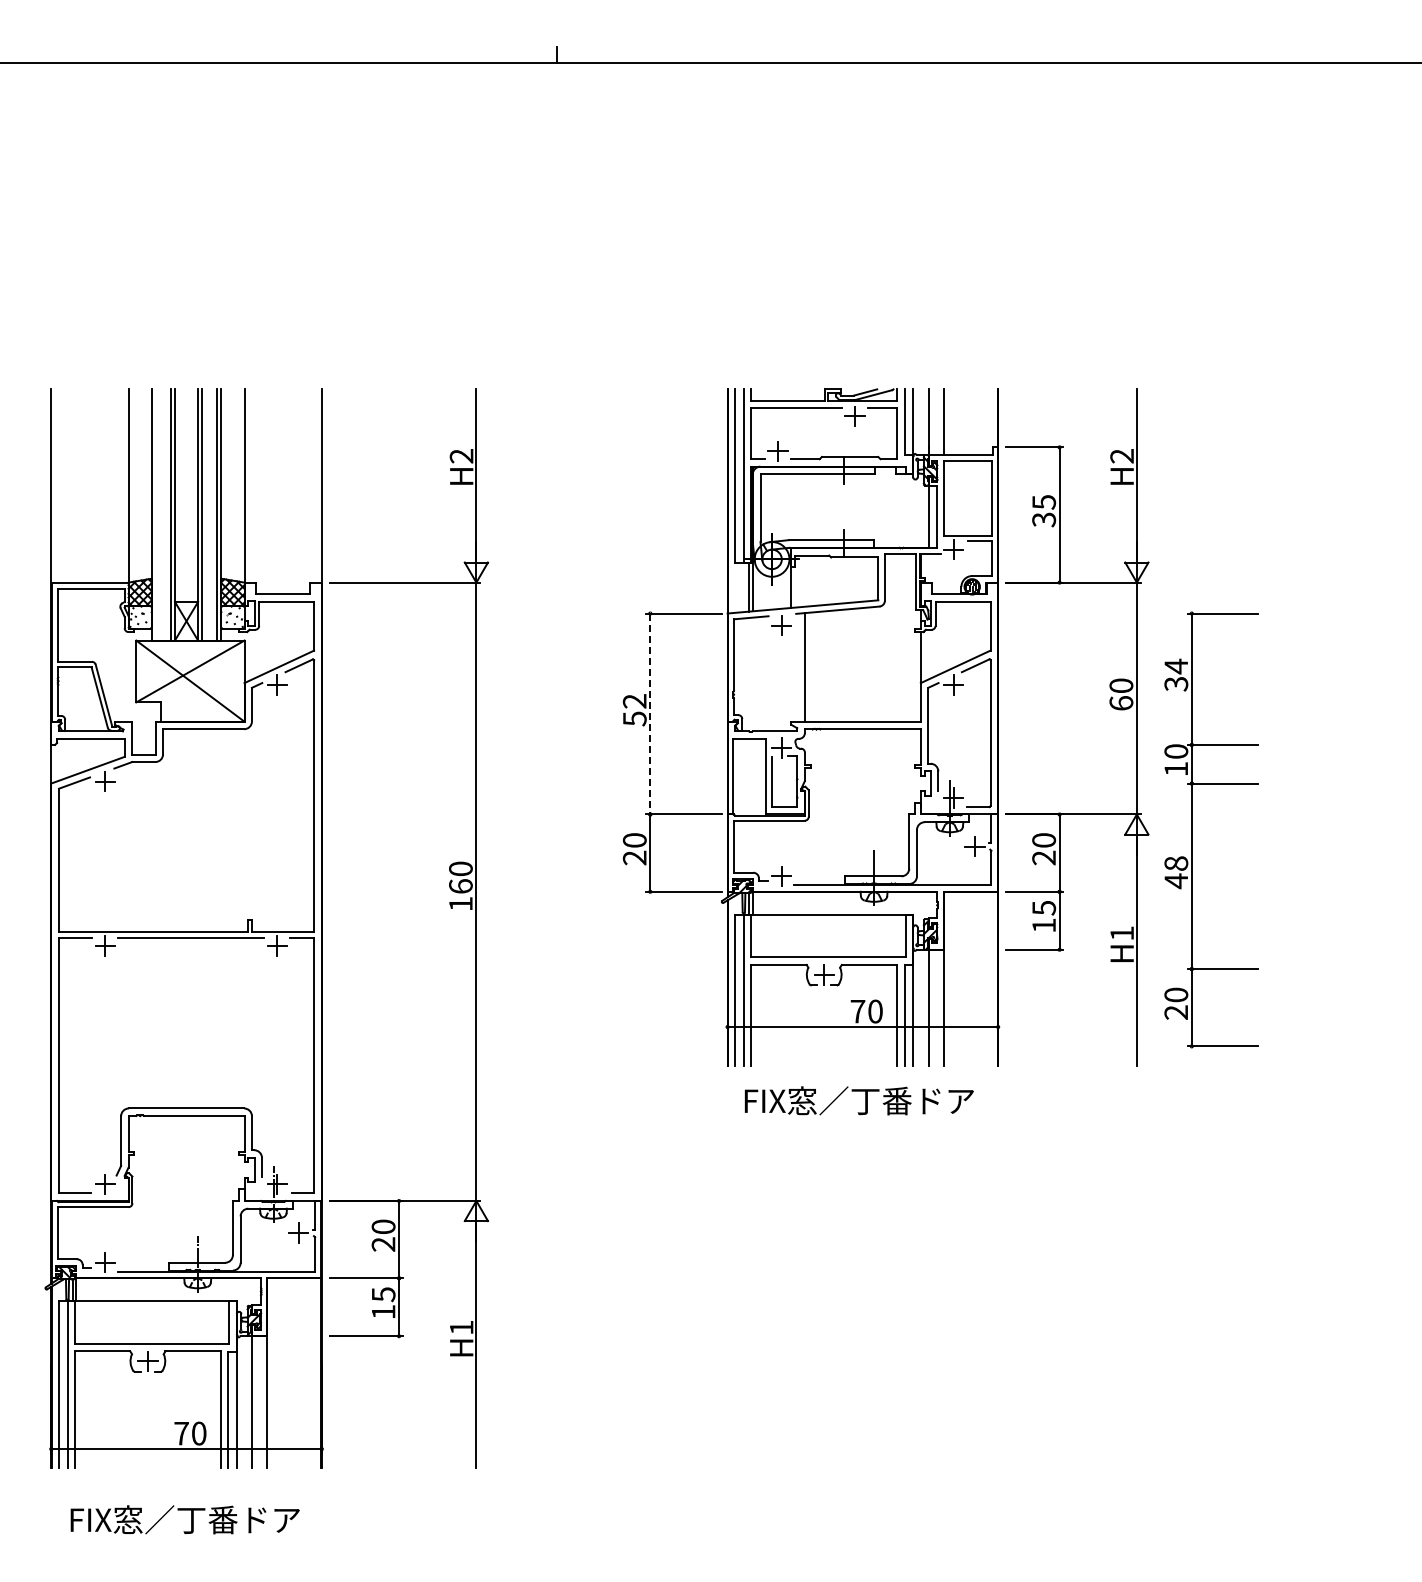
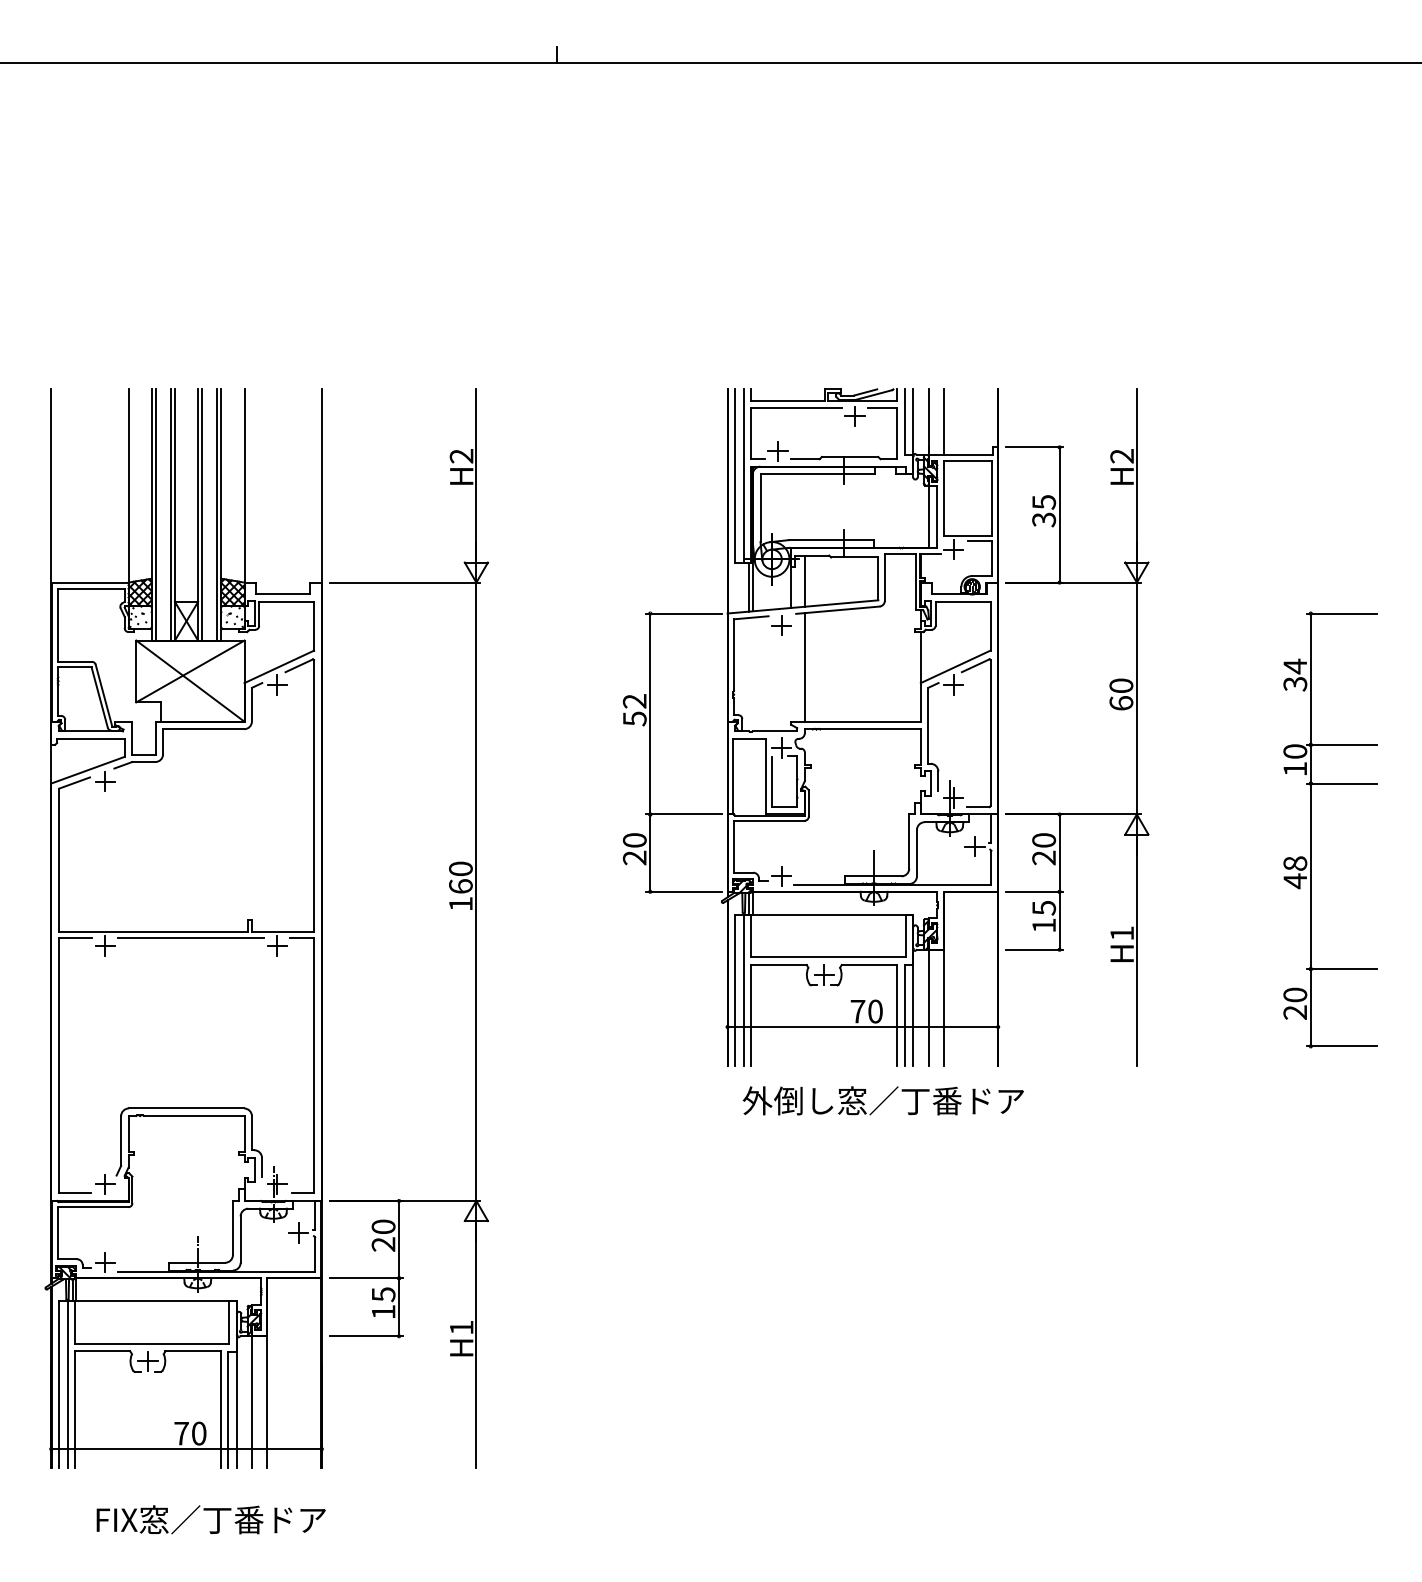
line: none -> present (155, 514)
line: none -> present (804, 580)
line: dashed -> solid (650, 714)
part position: (1192, 829) -> (1311, 829) (1311, 829)
text: FIX窓／丁番ドア -> 外倒し窓／丁番ドア (882, 1100)
text position: (184, 1519) -> (210, 1519) (210, 1519)
